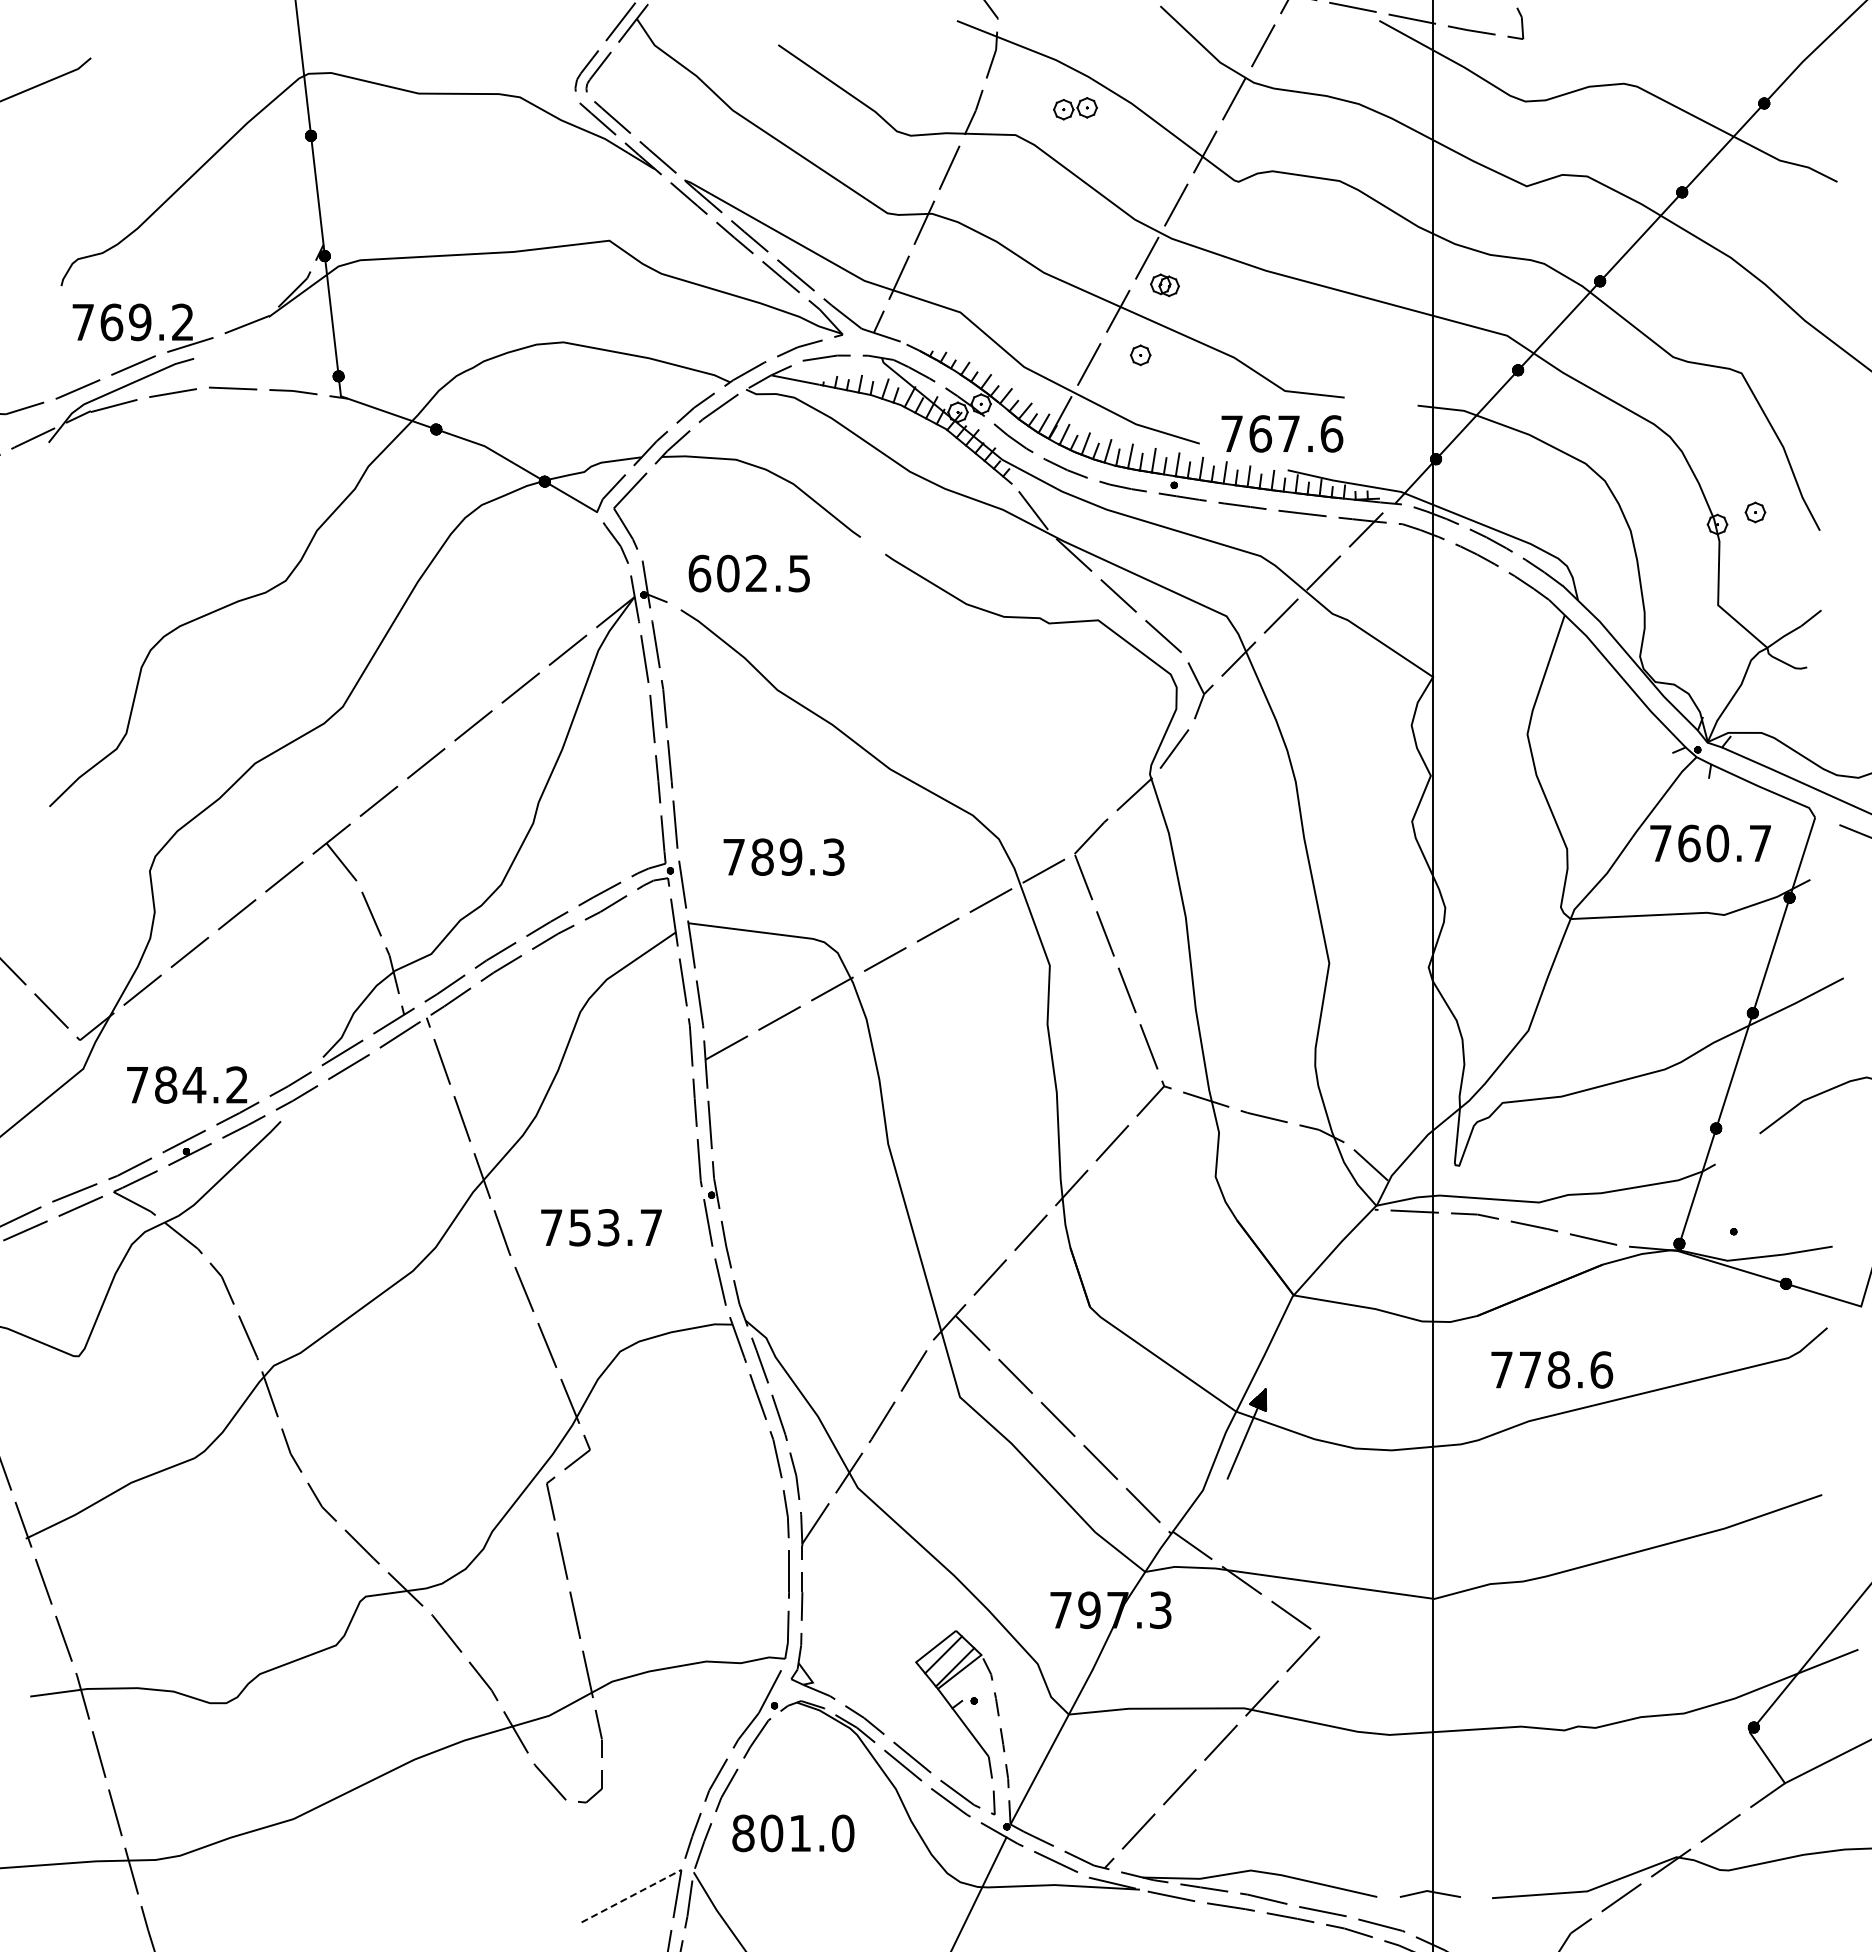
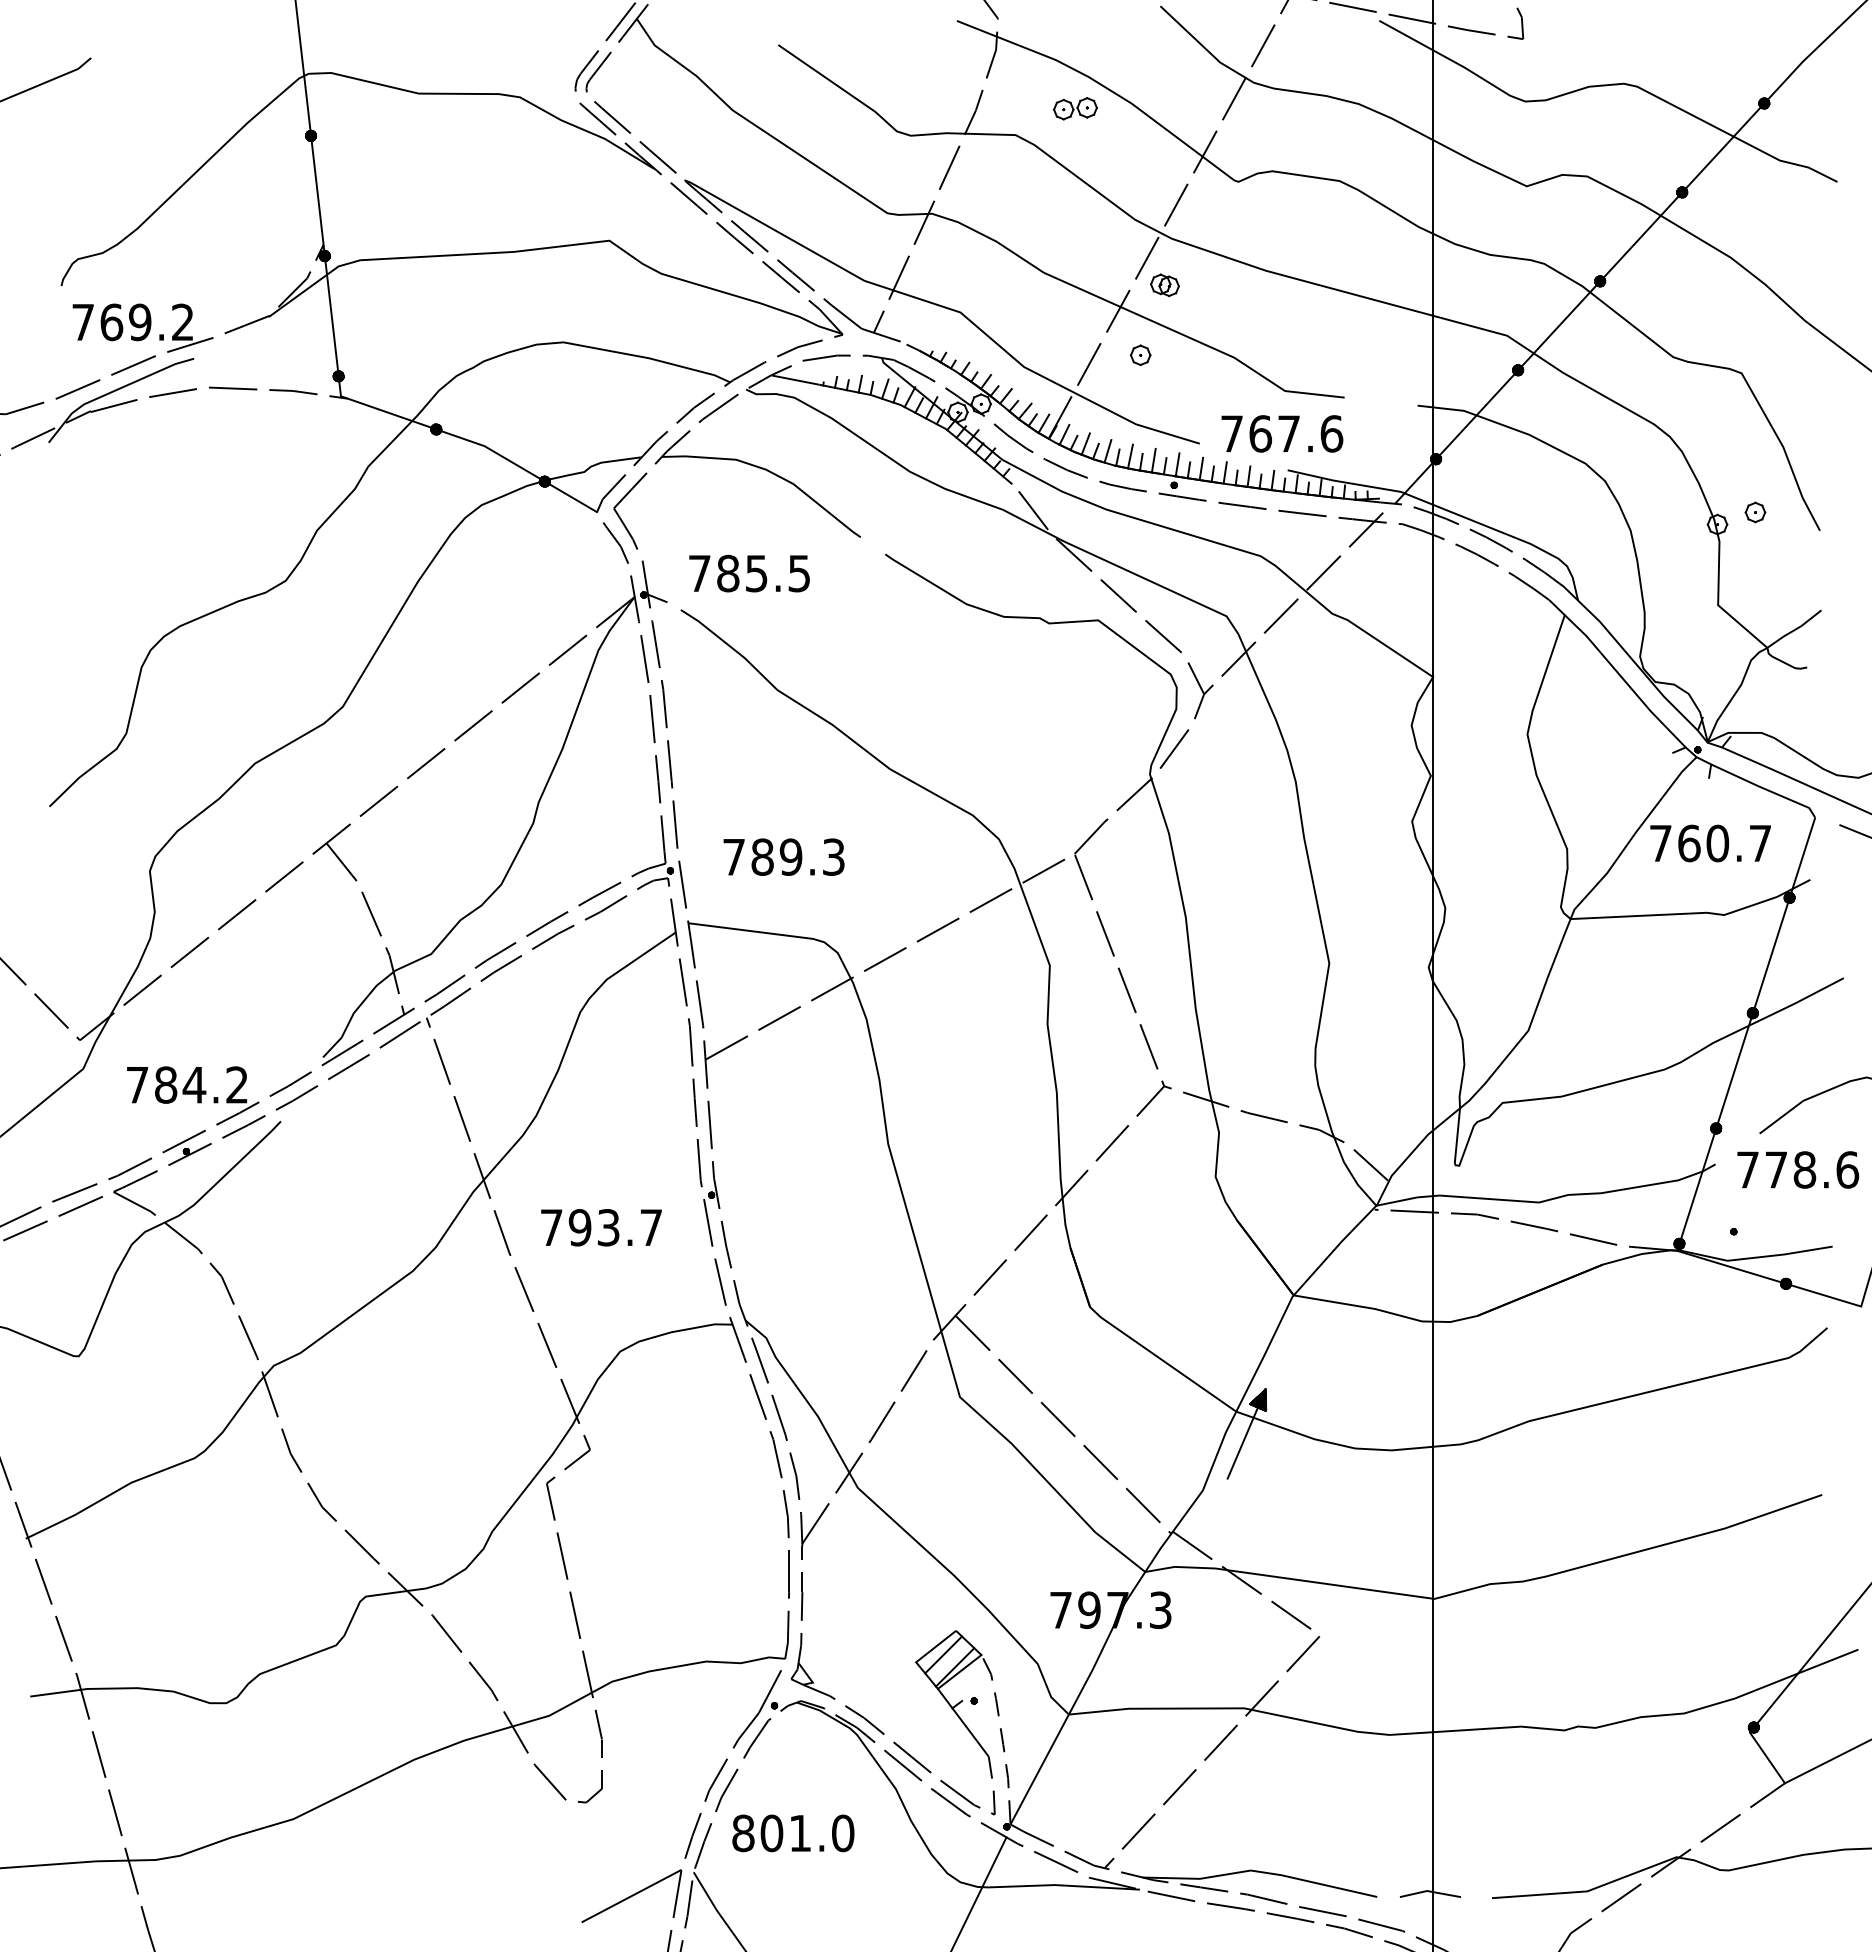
text: 602.5 -> 785.5 (727, 573)
text: 753.7 -> 793.7 (579, 1227)
text position: (1552, 1369) -> (1798, 1169) (1798, 1169)
line: dashed -> solid (632, 1895)
